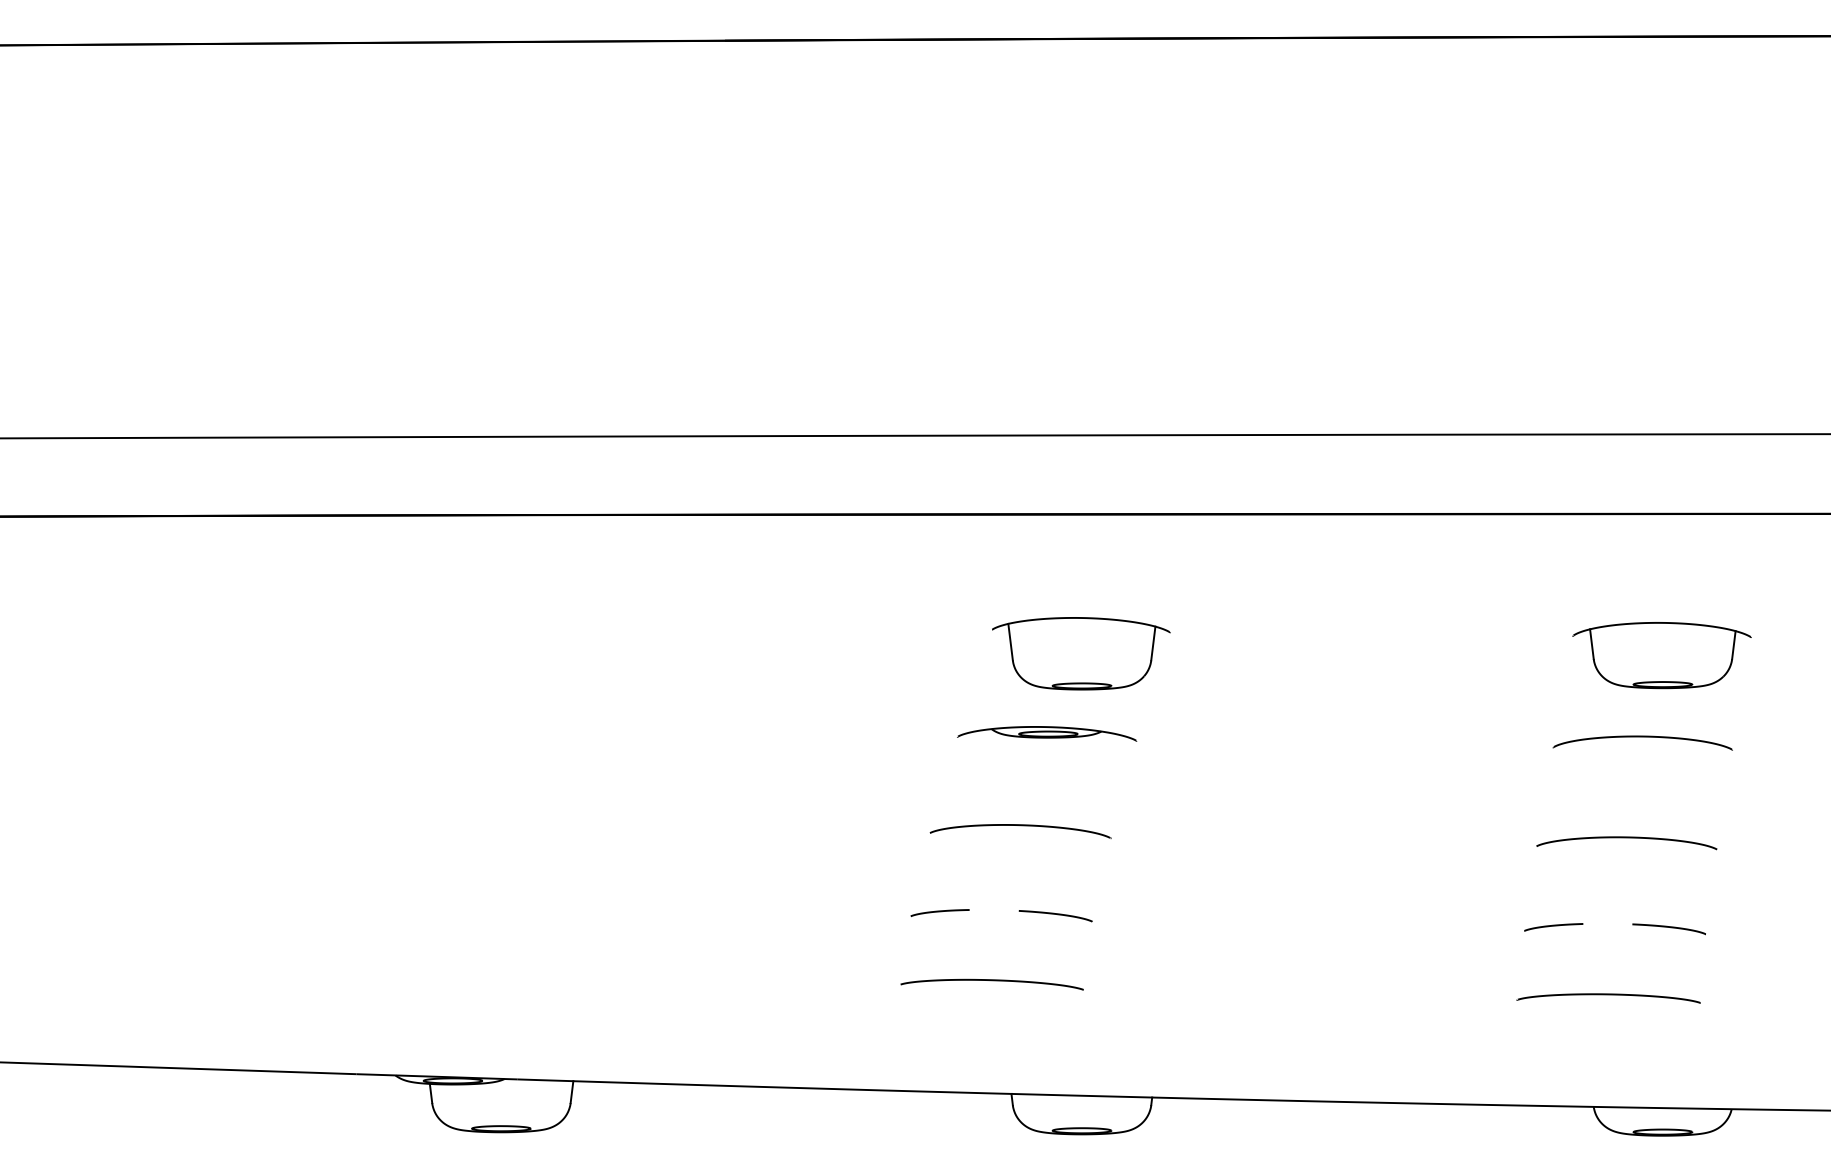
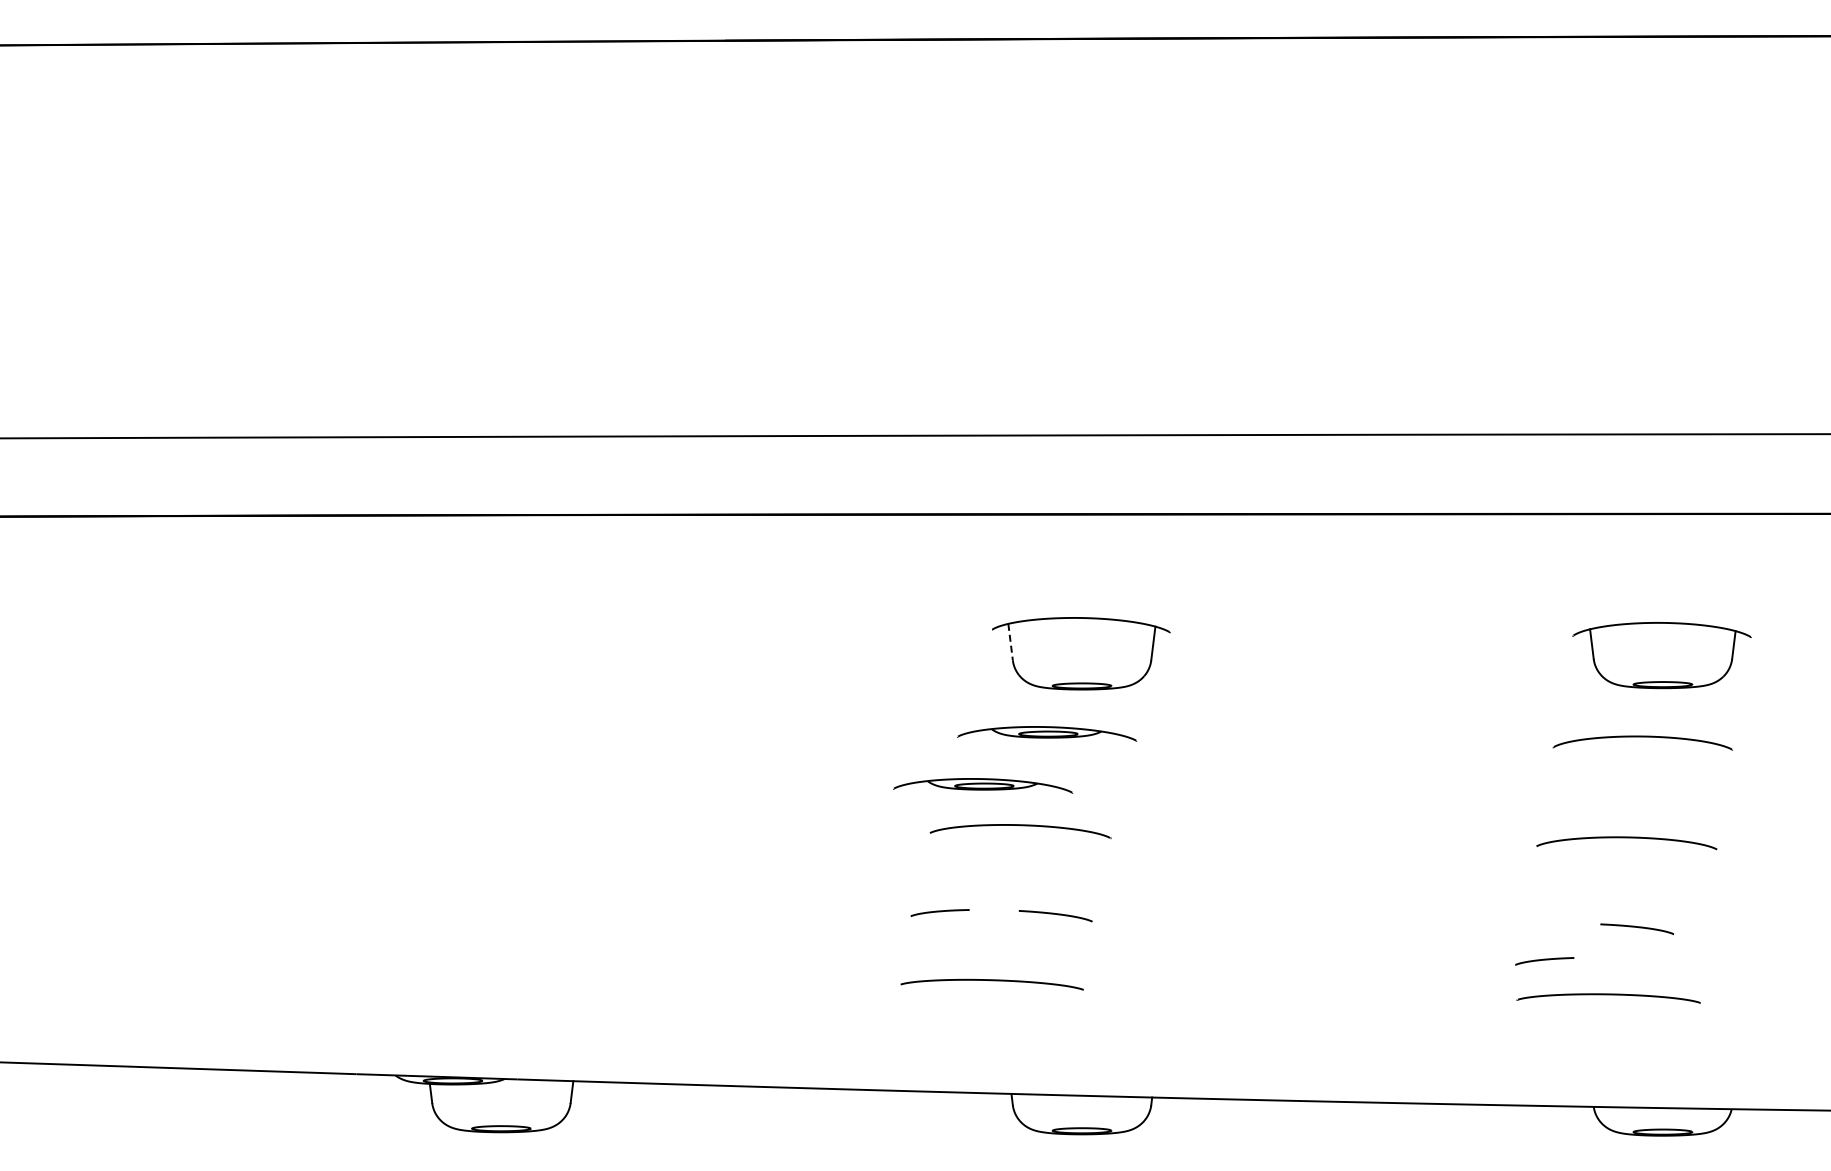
line: solid -> dashed (1010, 642)
part: none -> present (983, 785)
curve position: (1553, 926) -> (1544, 960) (1544, 960)
curve position: (1668, 927) -> (1636, 927) (1636, 927)
